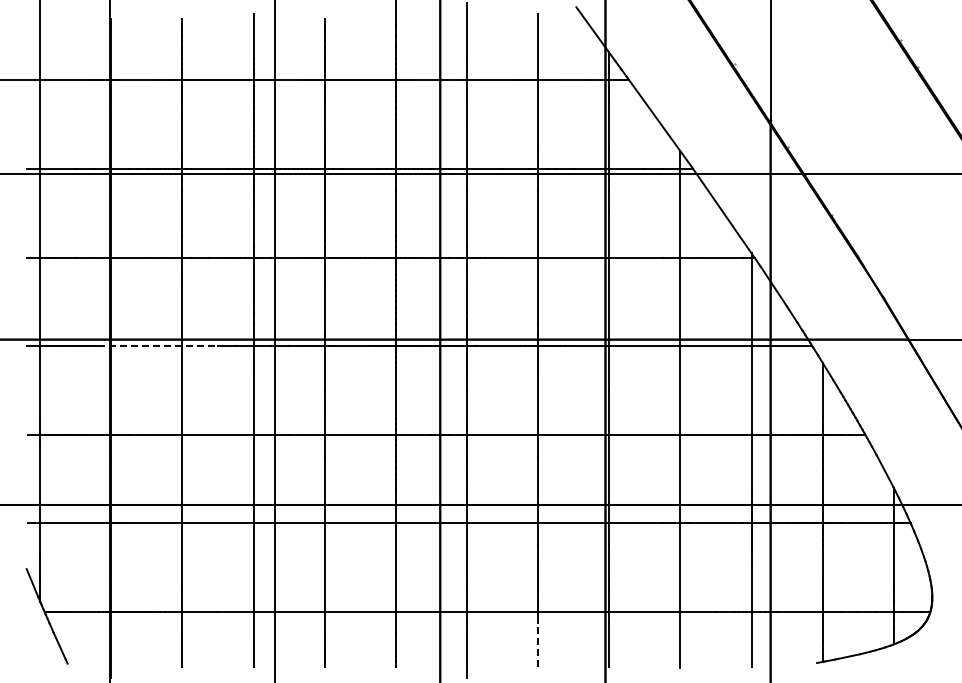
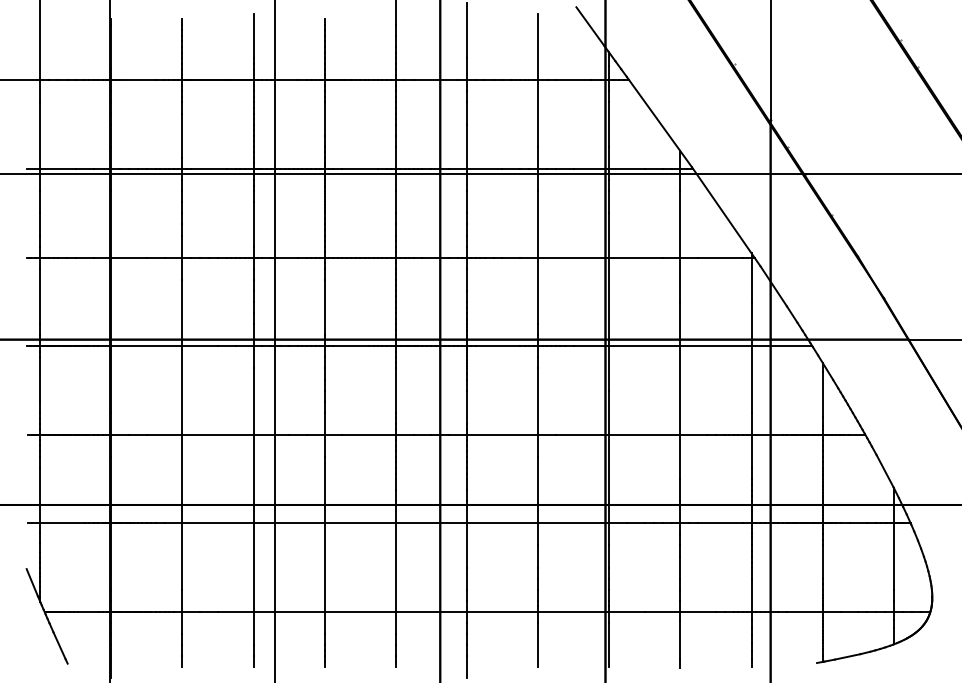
line: dashed -> solid (158, 346)
line: dashed -> solid (538, 644)
